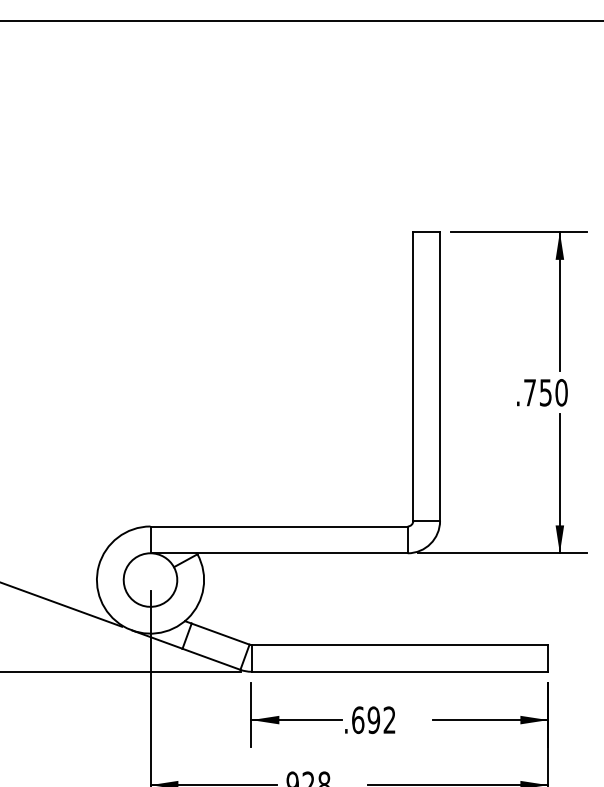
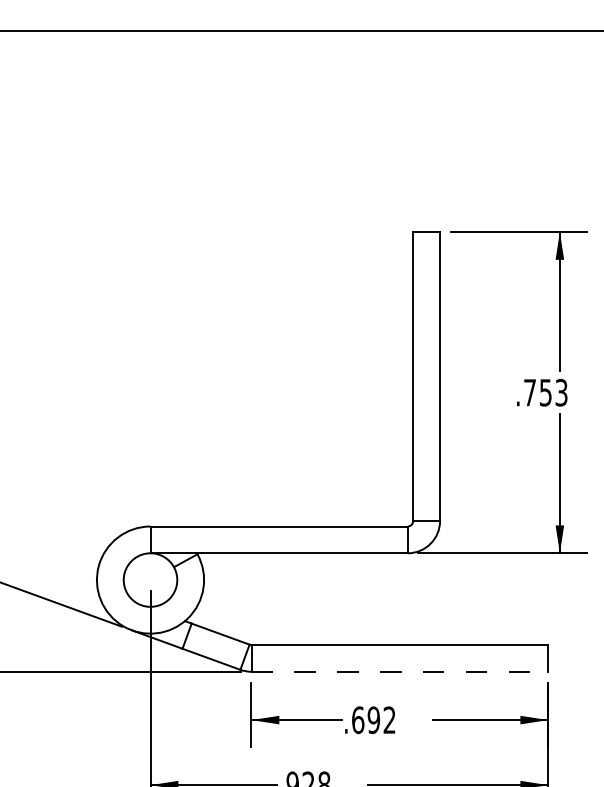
line position: (301, 21) -> (301, 31) (301, 31)
text: .750 -> .753 (561, 392)
line: solid -> dashed (400, 671)
